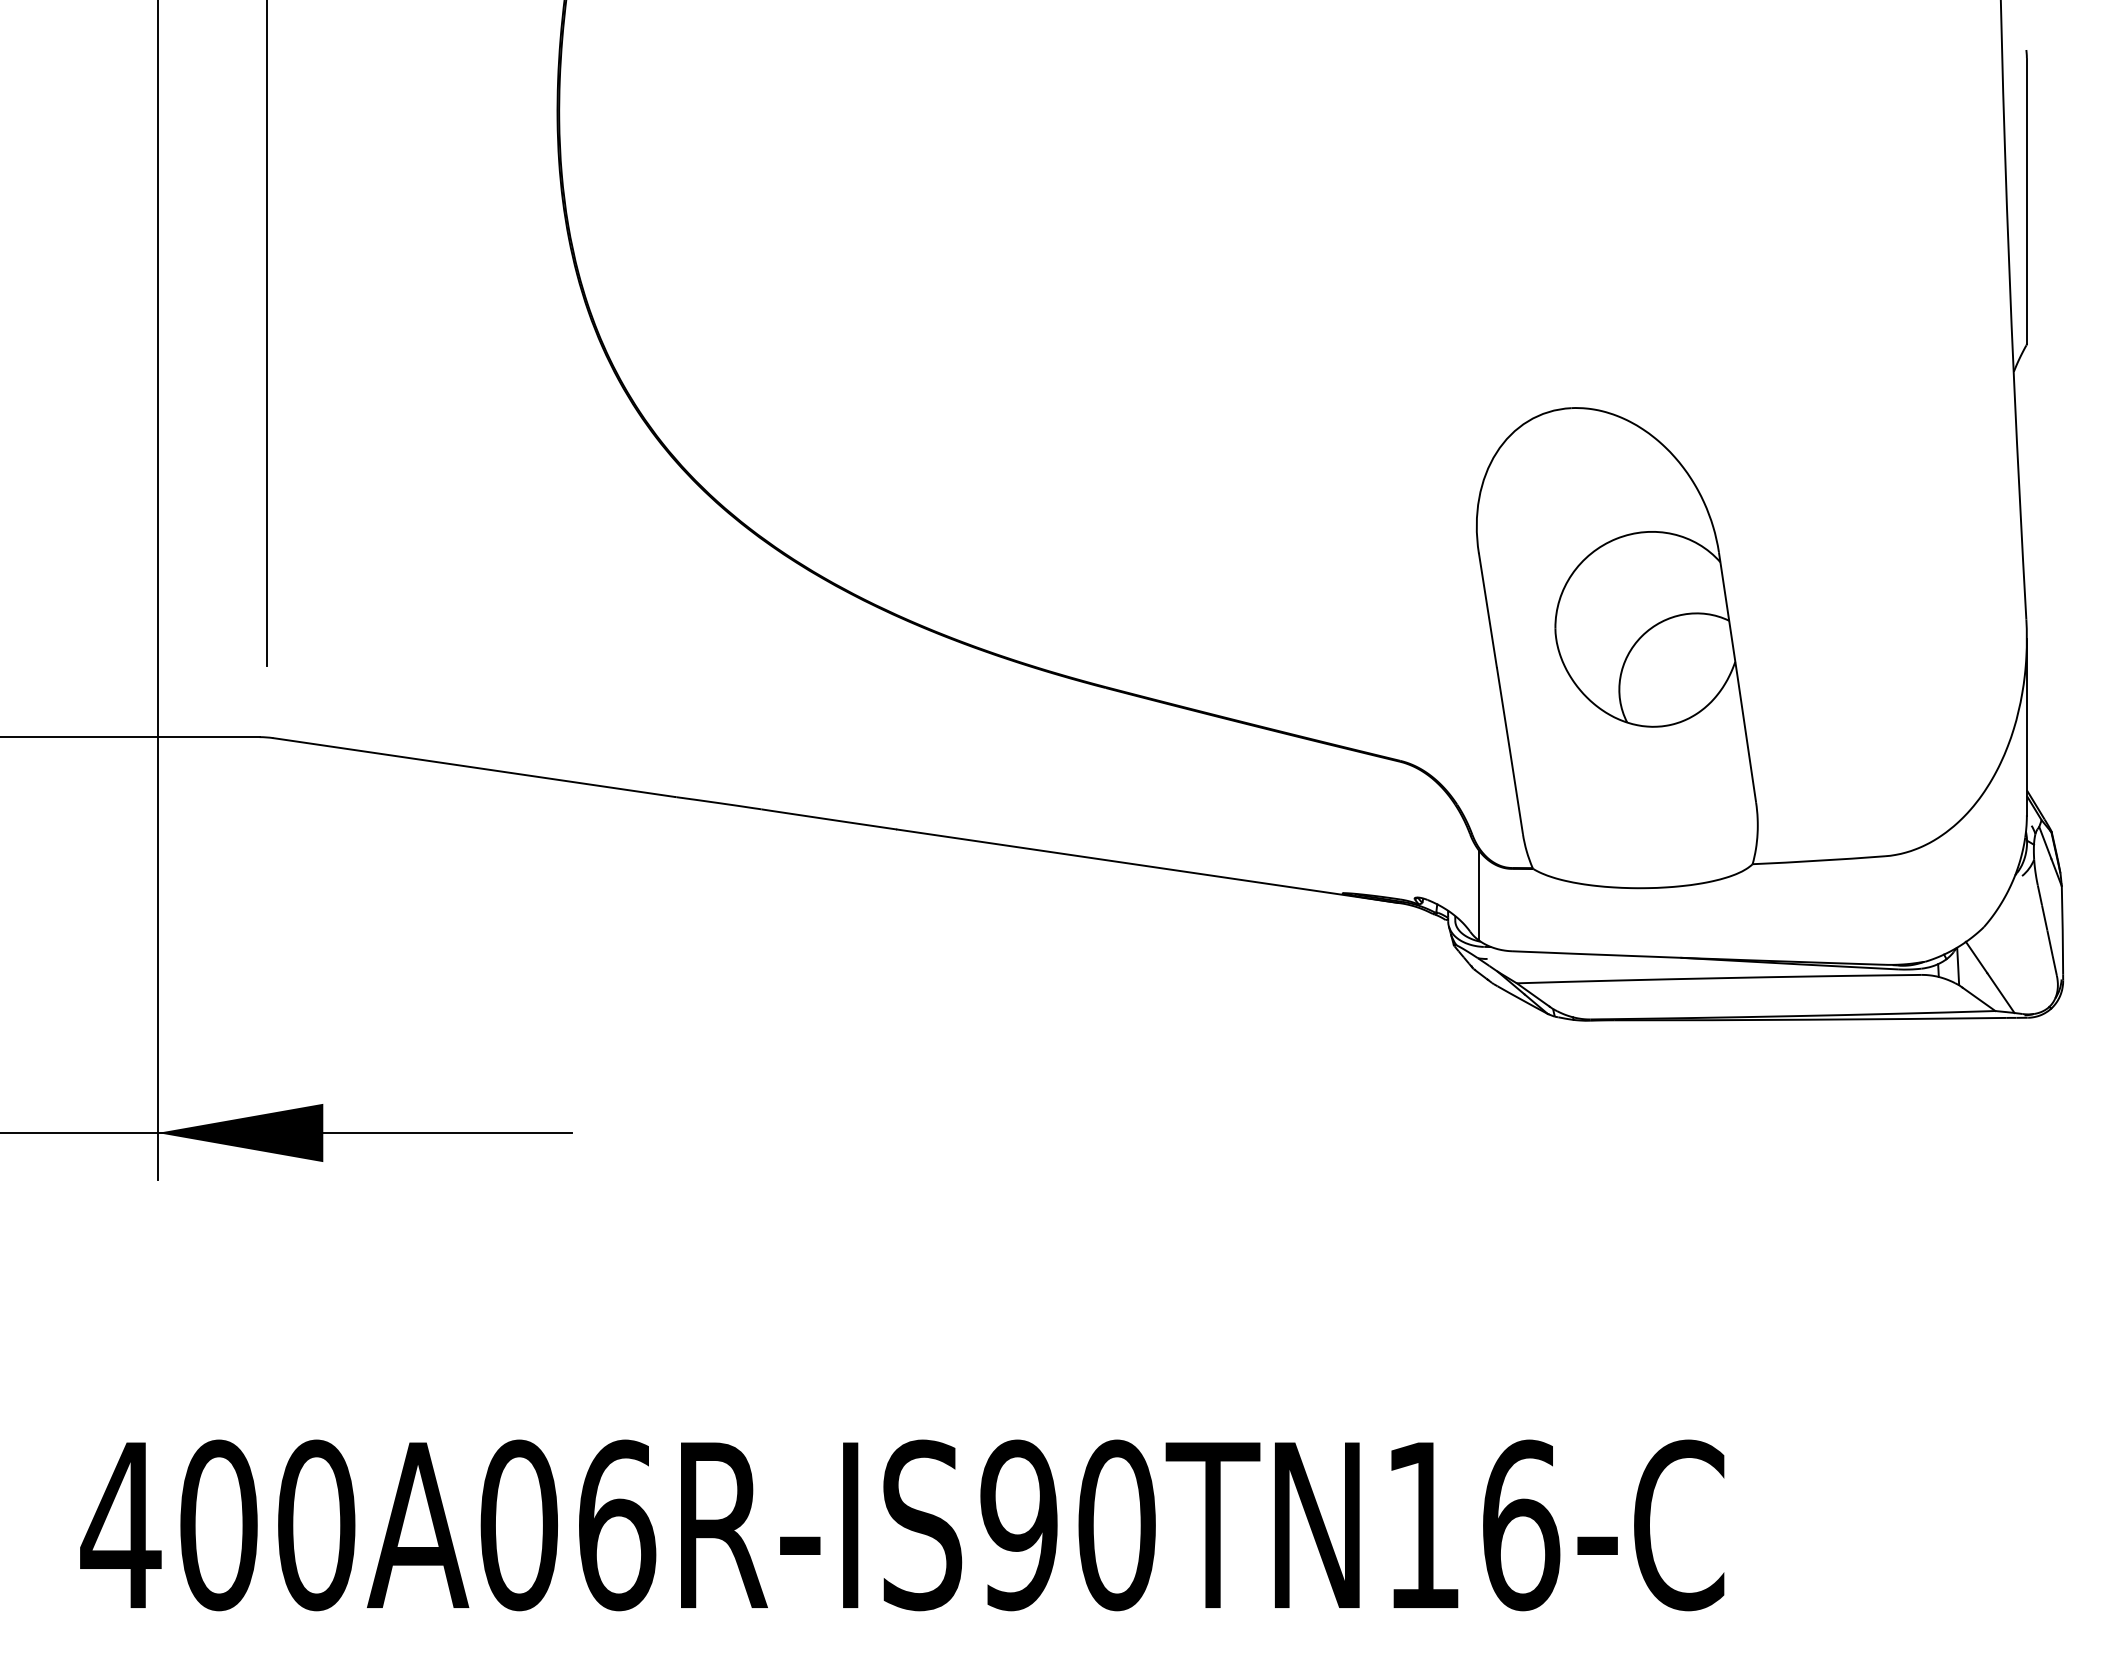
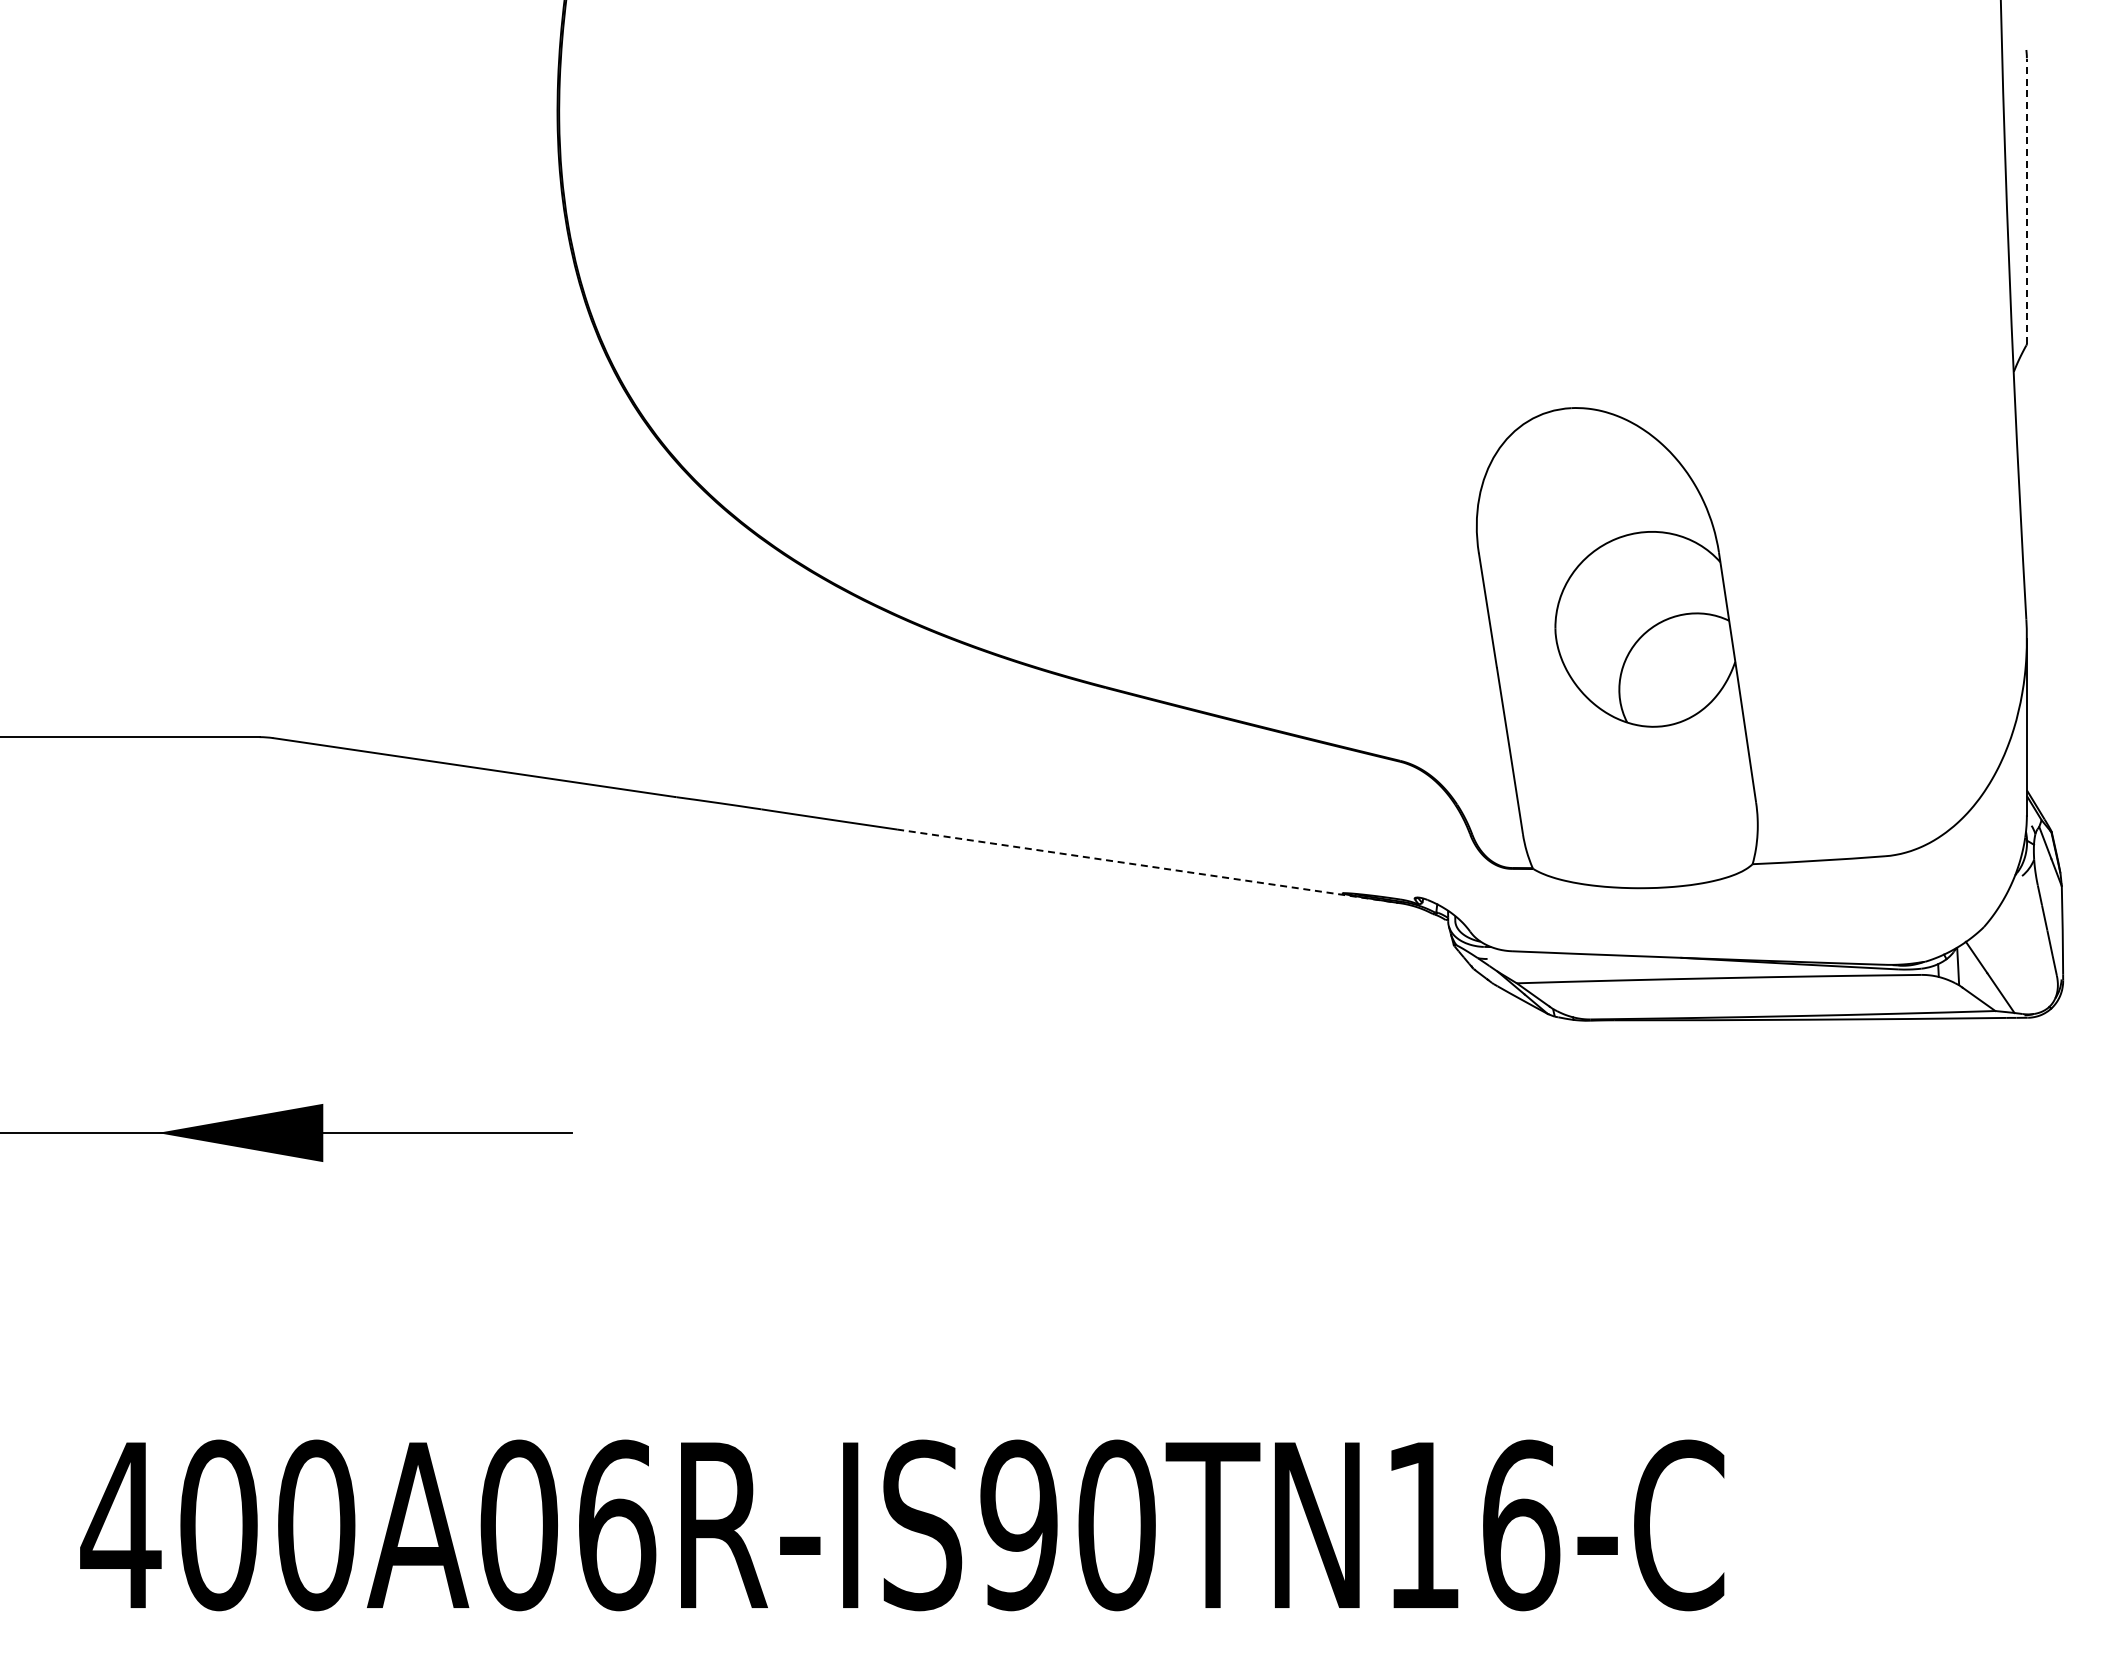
line: solid -> dashed (2026, 201)
line: present -> none (266, 334)
line: present -> none (157, 591)
line: solid -> dashed (1148, 866)
line: present -> none (1479, 895)
